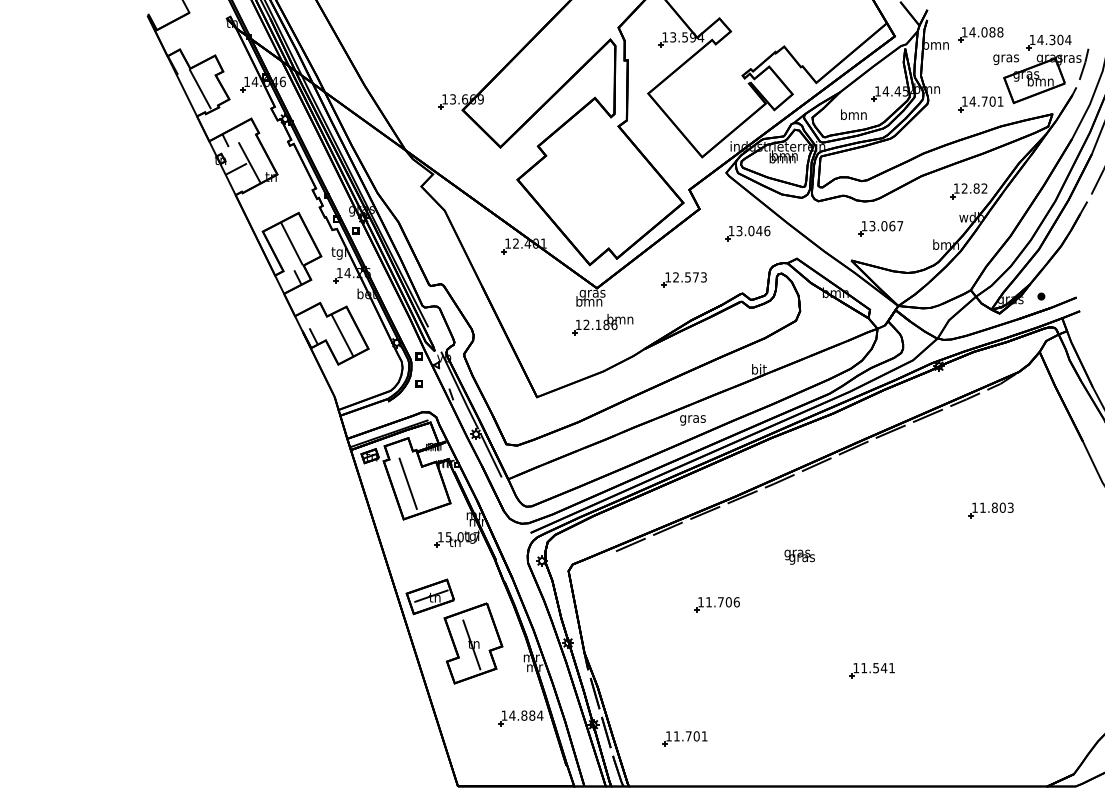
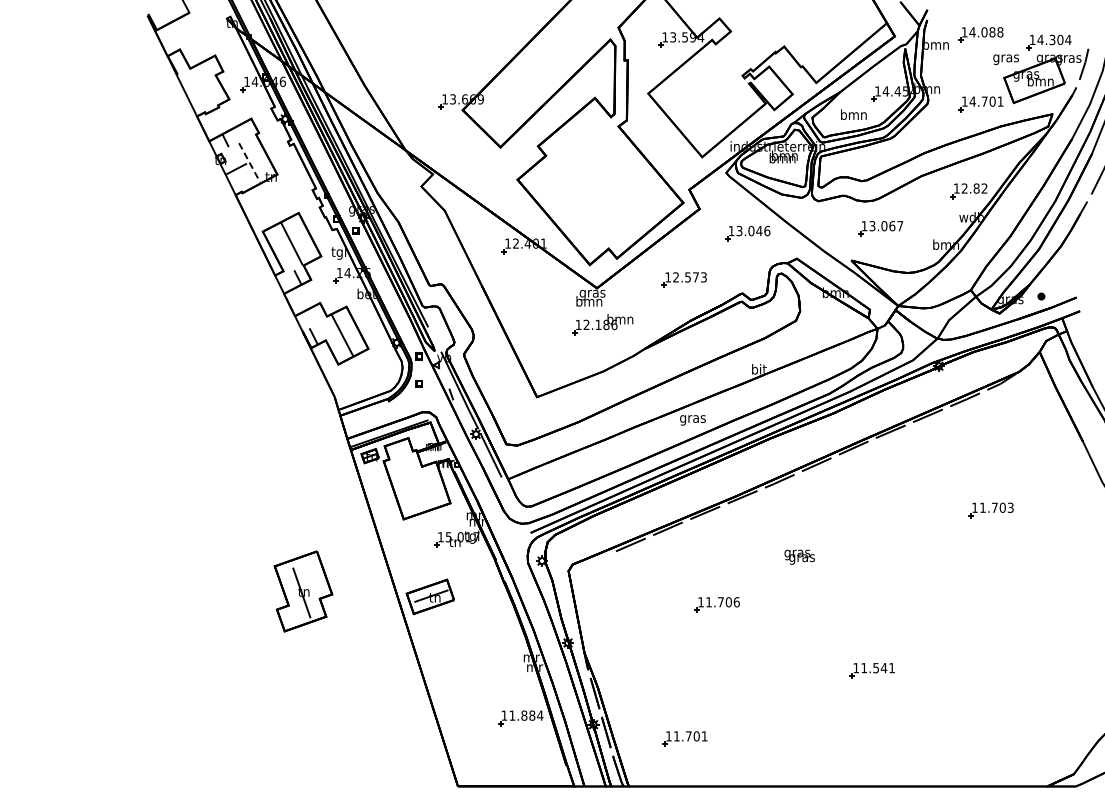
line: present -> none (199, 88)
line: solid -> dashed (249, 163)
line: present -> none (407, 483)
text: 11.803 -> 11.703 (994, 507)
part position: (473, 643) -> (303, 591) (303, 591)
text: 14.884 -> 11.884 (512, 715)
